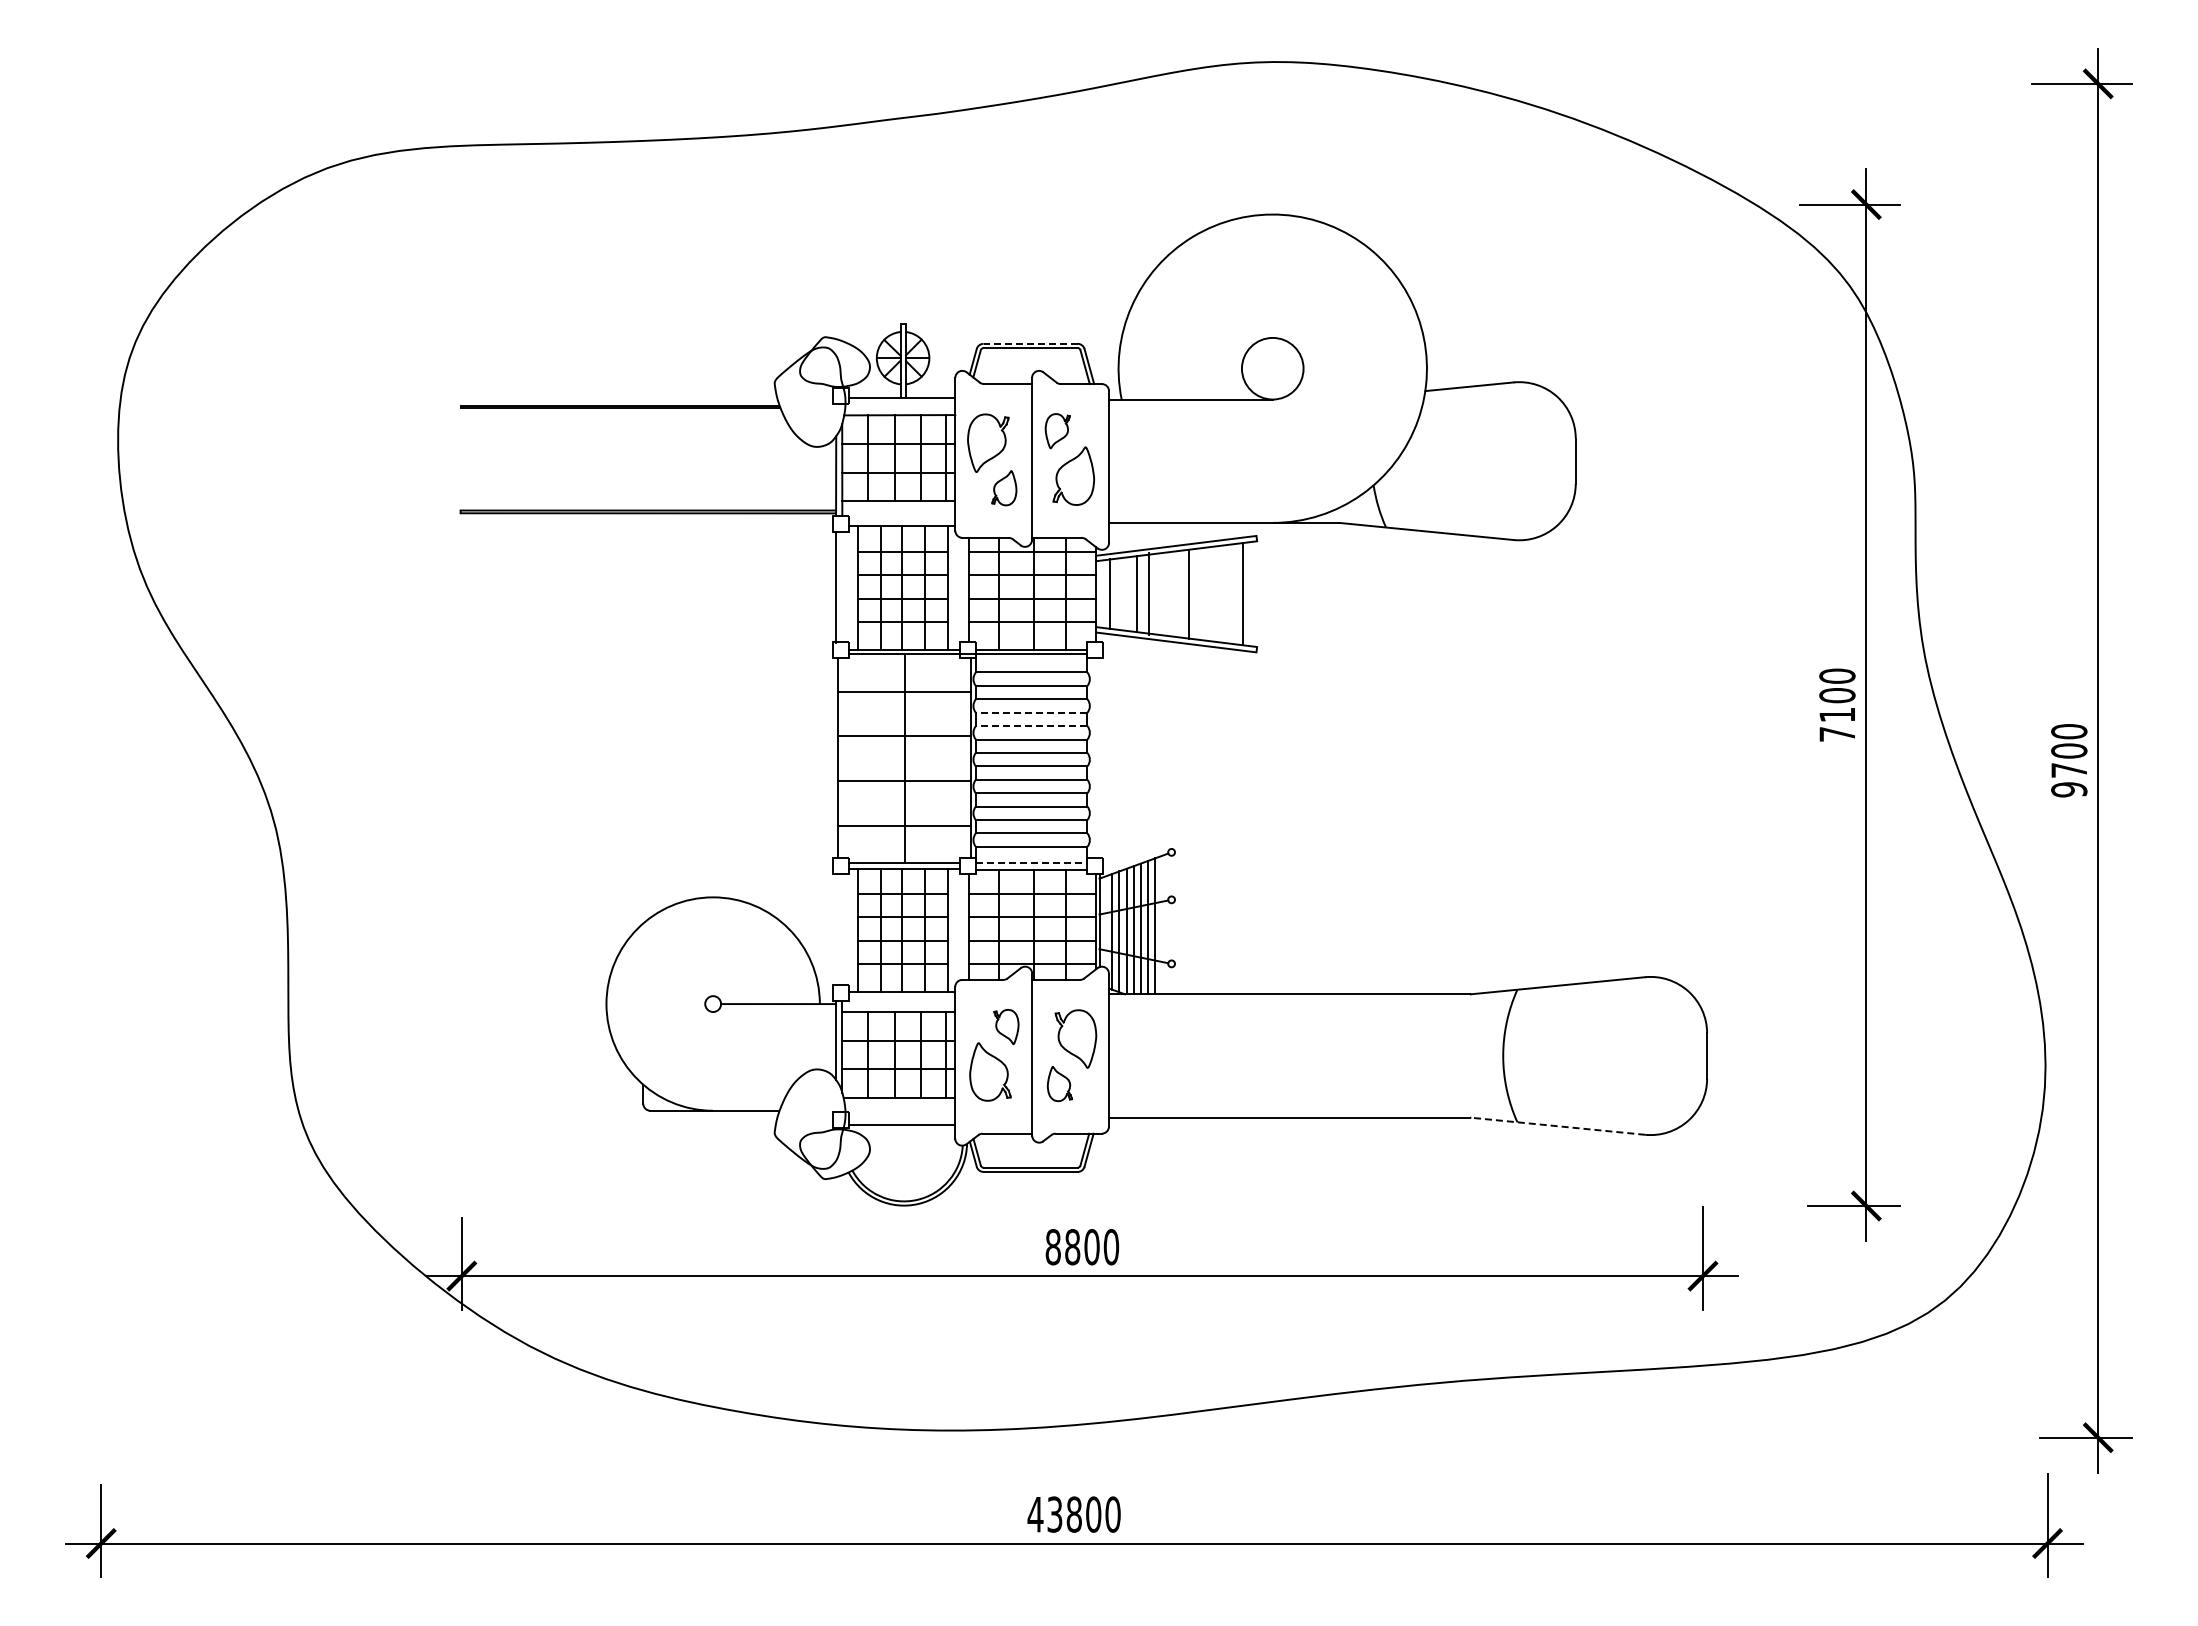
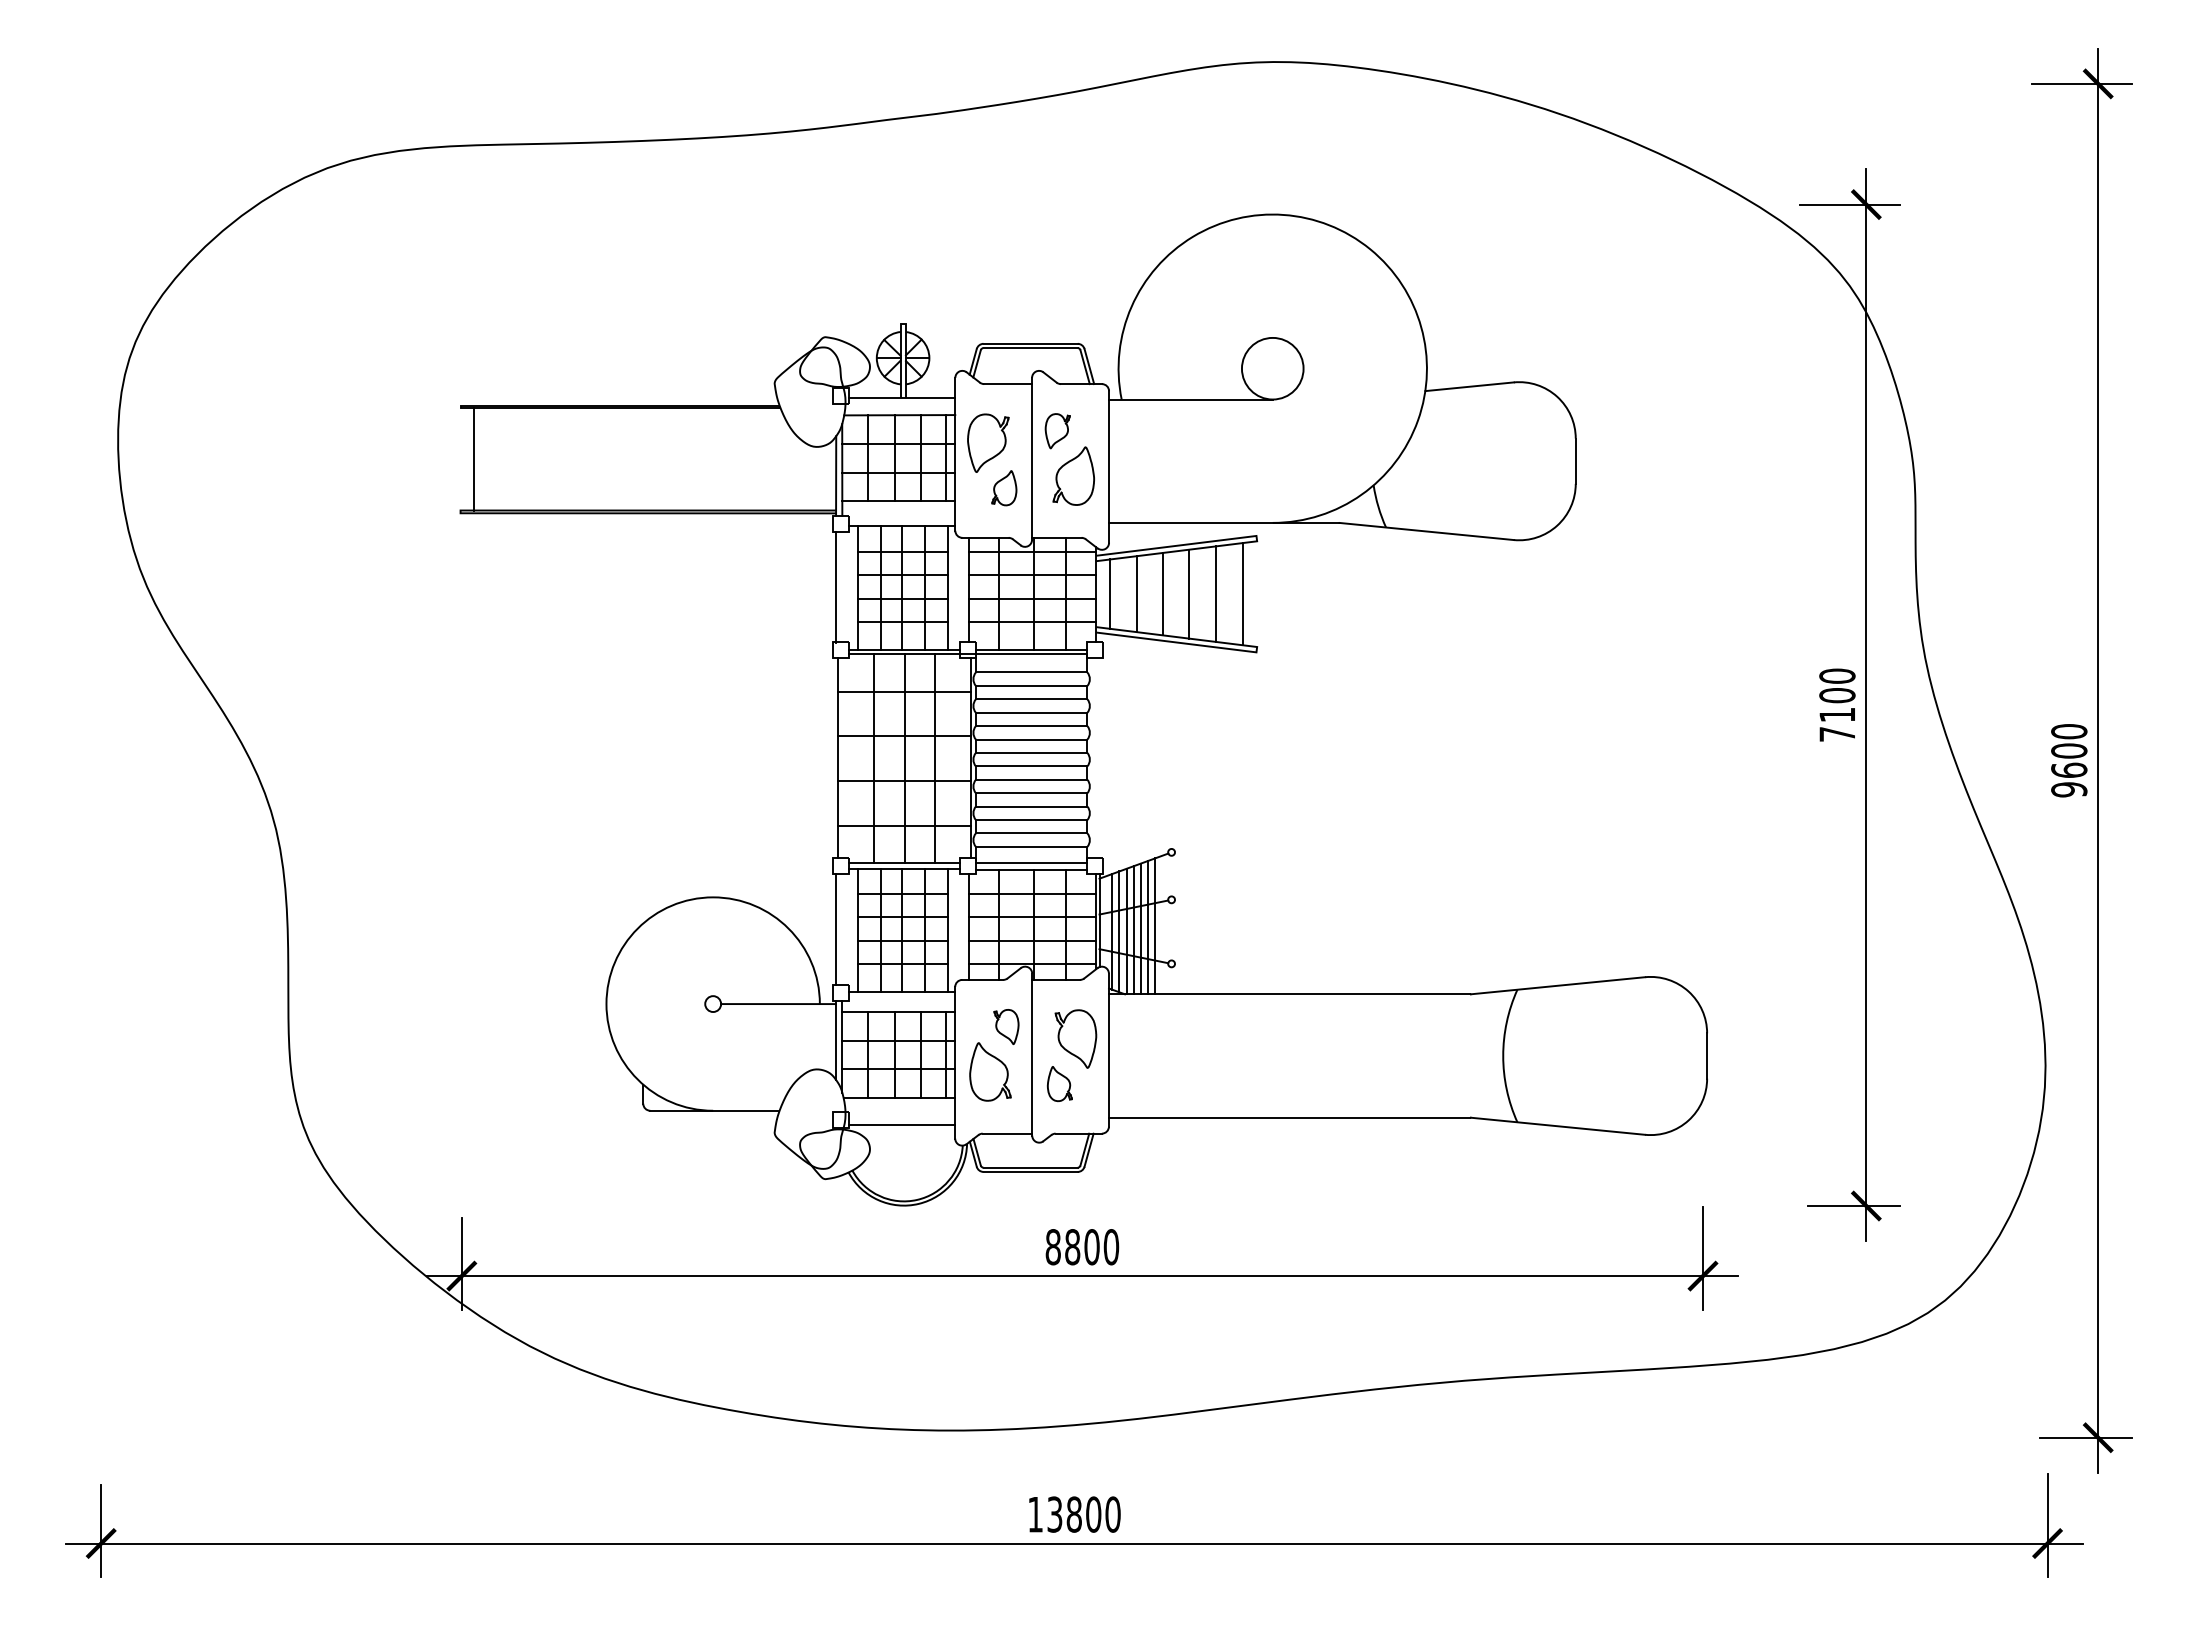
line: dashed -> solid (1030, 343)
line: none -> present (473, 459)
line position: (1148, 593) -> (1162, 593) (1162, 593)
line: none -> present (1215, 593)
line: dashed -> solid (1031, 712)
line: dashed -> solid (1031, 726)
line: none -> present (874, 757)
line: none -> present (935, 757)
text: 9700 -> 9600 (2069, 769)
line: dashed -> solid (1031, 862)
line: none -> present (835, 929)
line: dashed -> solid (1557, 1126)
text: 43800 -> 13800 (1035, 1514)
